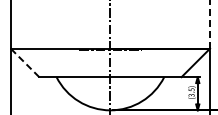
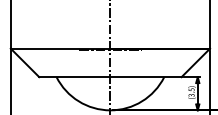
line: dashed -> solid (210, 24)
line: dashed -> solid (24, 62)
